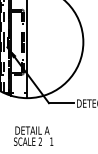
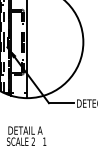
text position: (33, 135) -> (26, 135) (26, 135)
